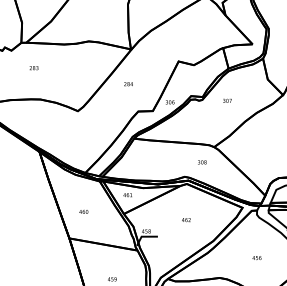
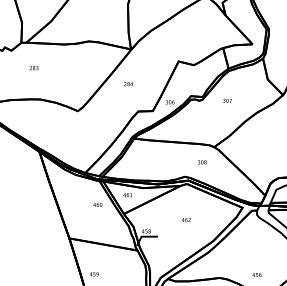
text position: (83, 211) -> (97, 204) (97, 204)
text position: (256, 257) -> (256, 274) (256, 274)
text position: (112, 279) -> (94, 274) (94, 274)
